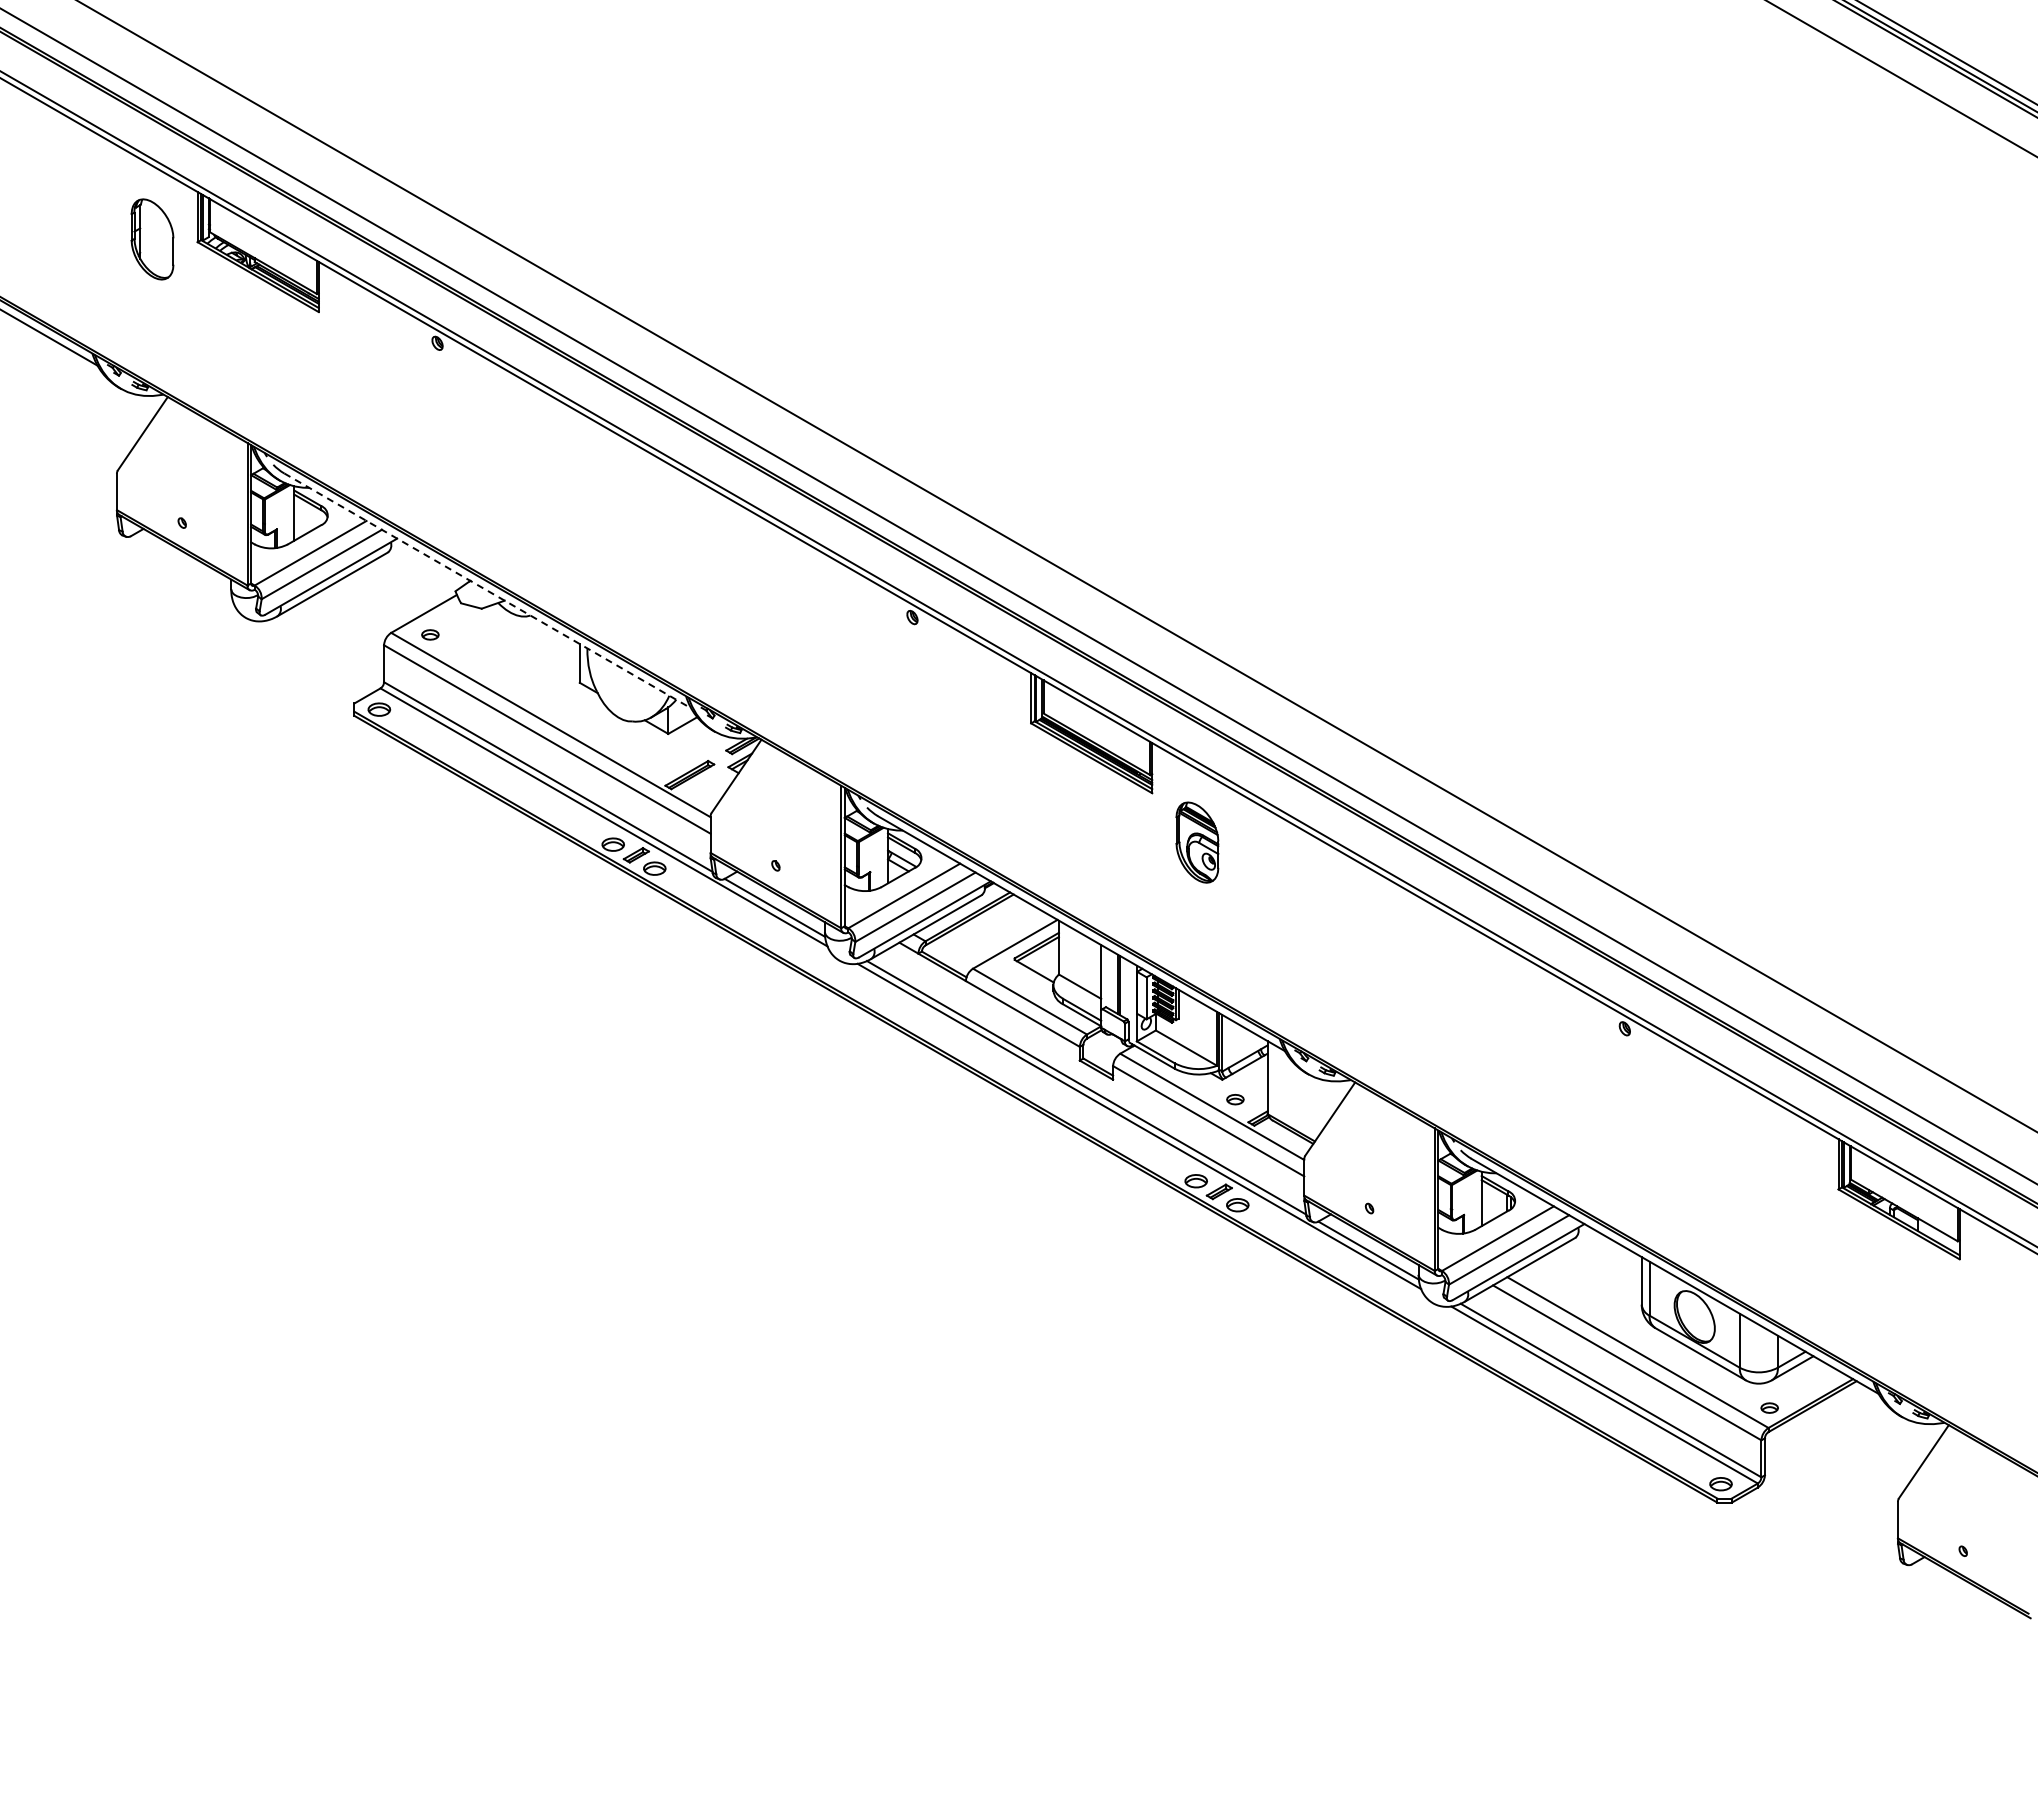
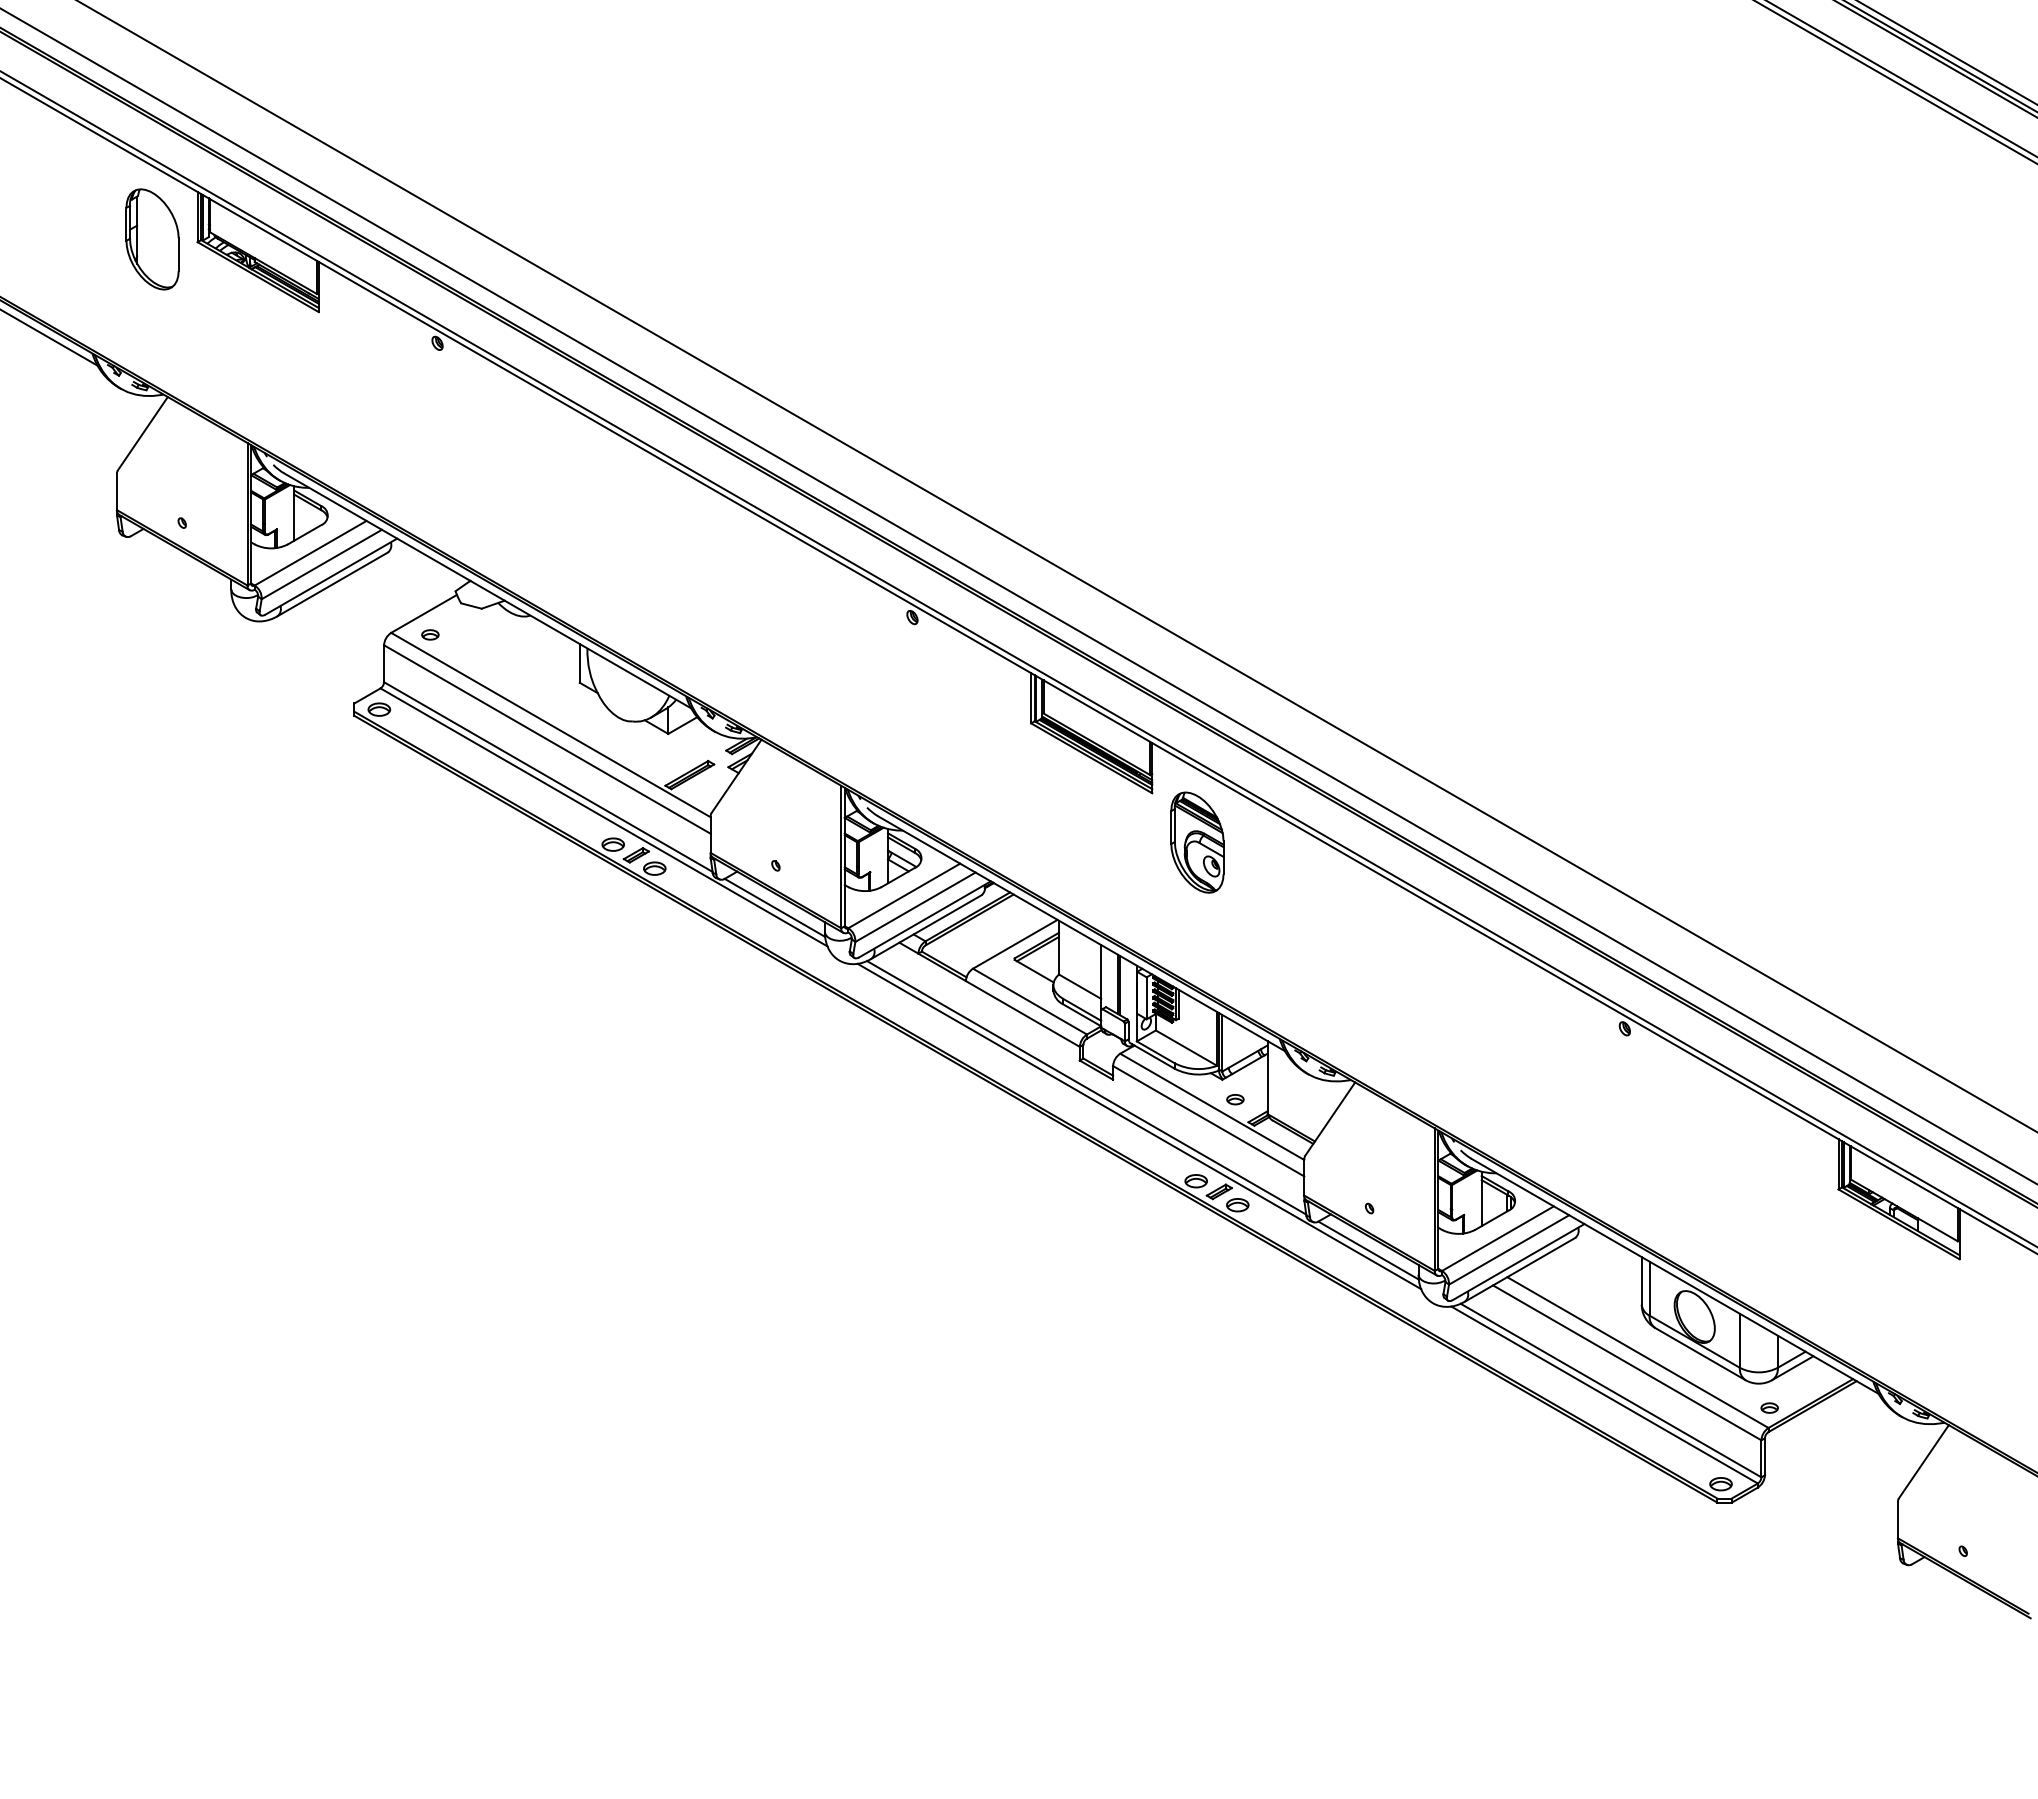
line: none -> present (1895, 82)
part size: 45x83 px -> 55x103 px (152, 239)
line: dashed -> solid (488, 591)
part size: 45x83 px -> 55x103 px (1197, 842)
